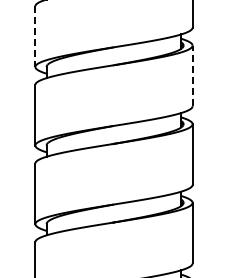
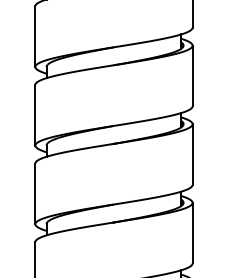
line: dashed -> solid (35, 37)
line: dashed -> solid (192, 75)
